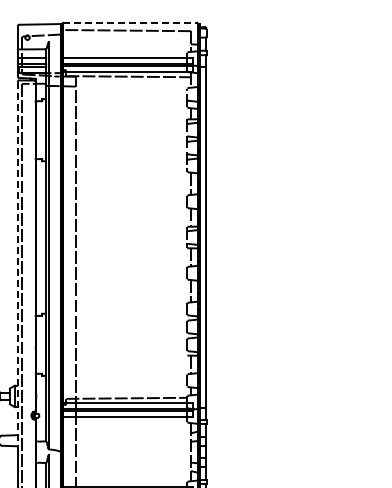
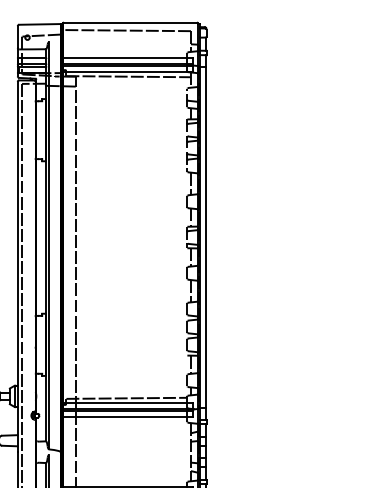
line: dashed -> solid (130, 22)
line: dashed -> solid (17, 267)
